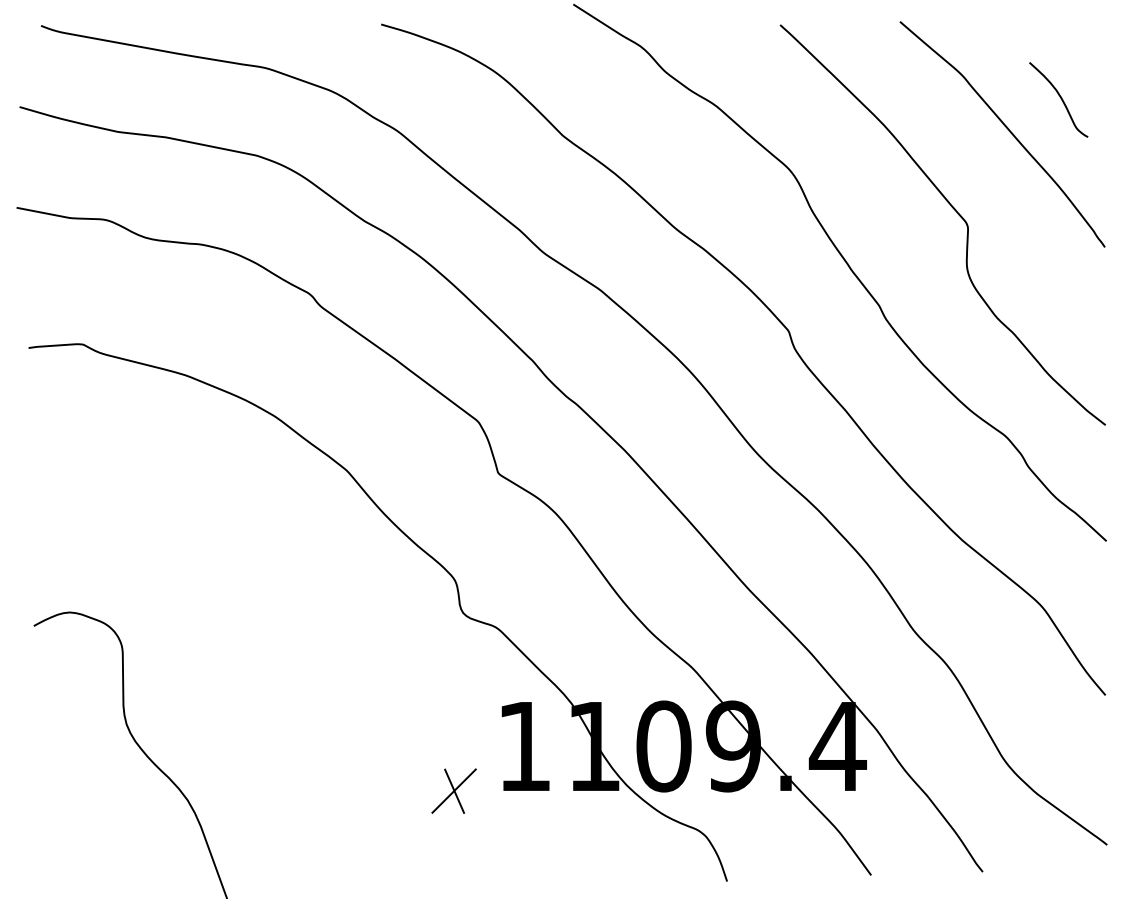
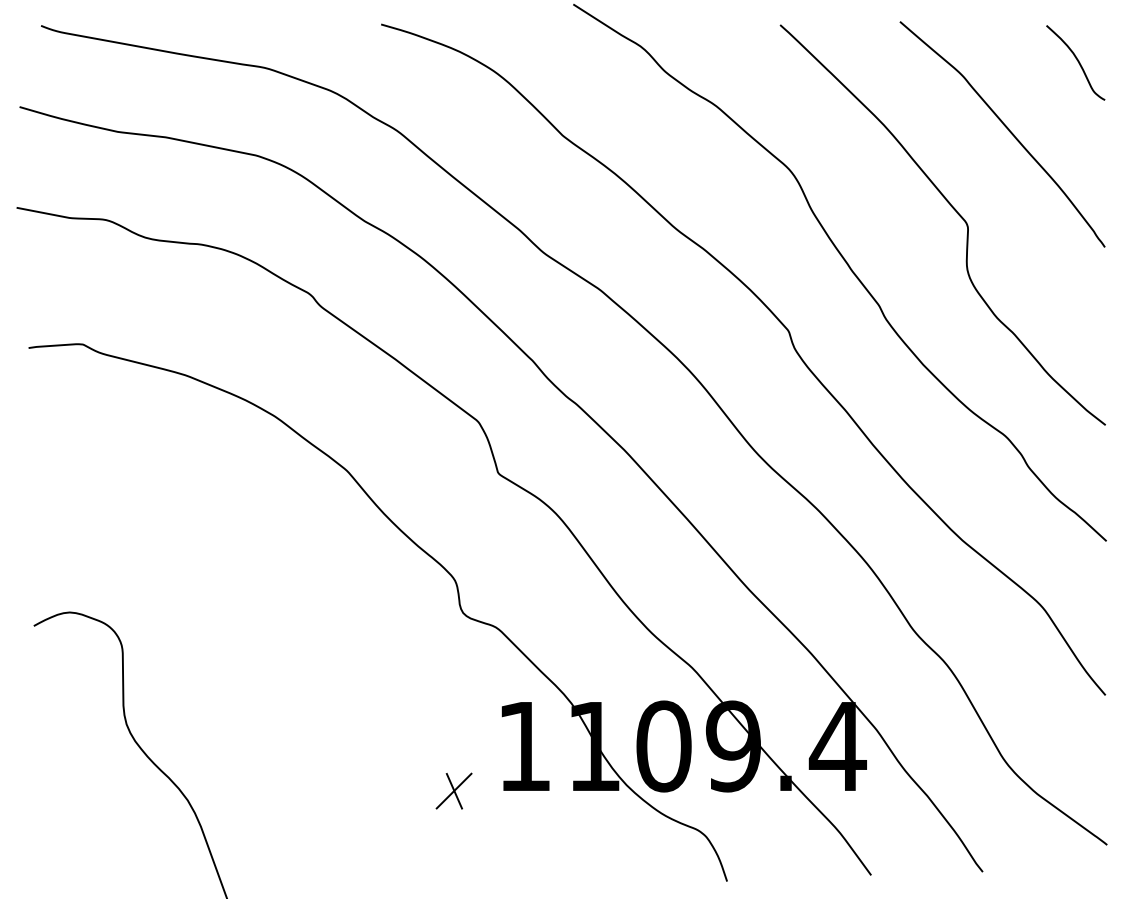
curve position: (1059, 97) -> (1076, 60) (1076, 60)
part size: 46x46 px -> 38x38 px (453, 790)
